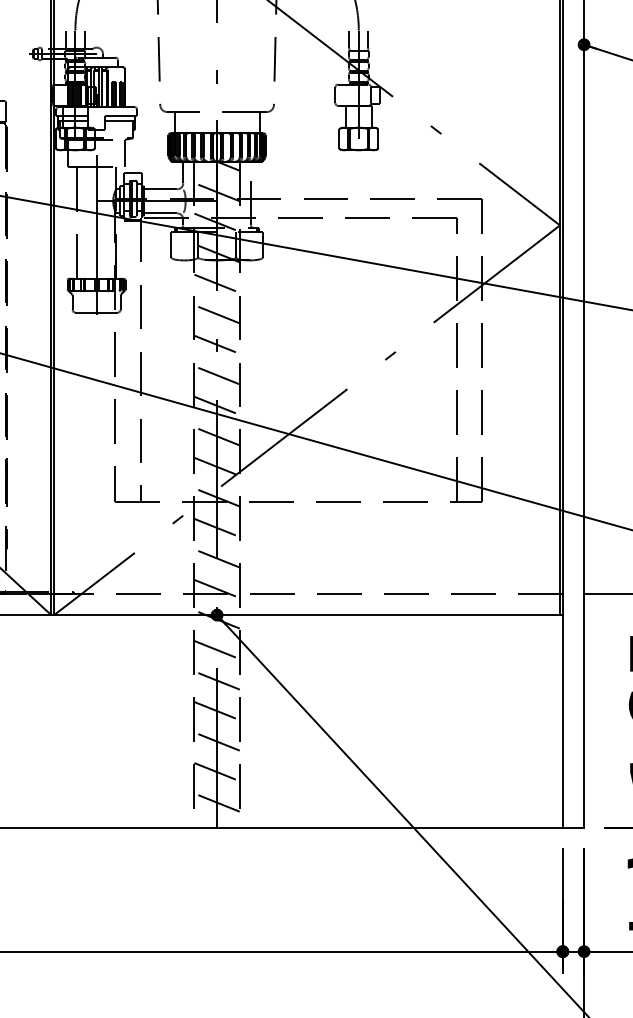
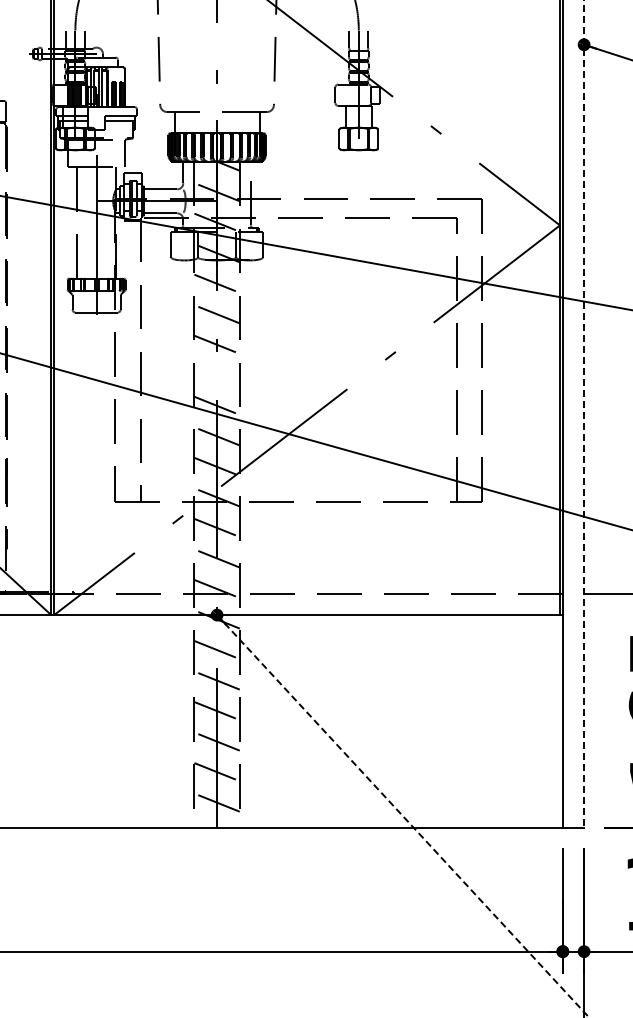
line: present -> none (216, 375)
line: solid -> dashed (584, 414)
line: solid -> dashed (403, 816)
